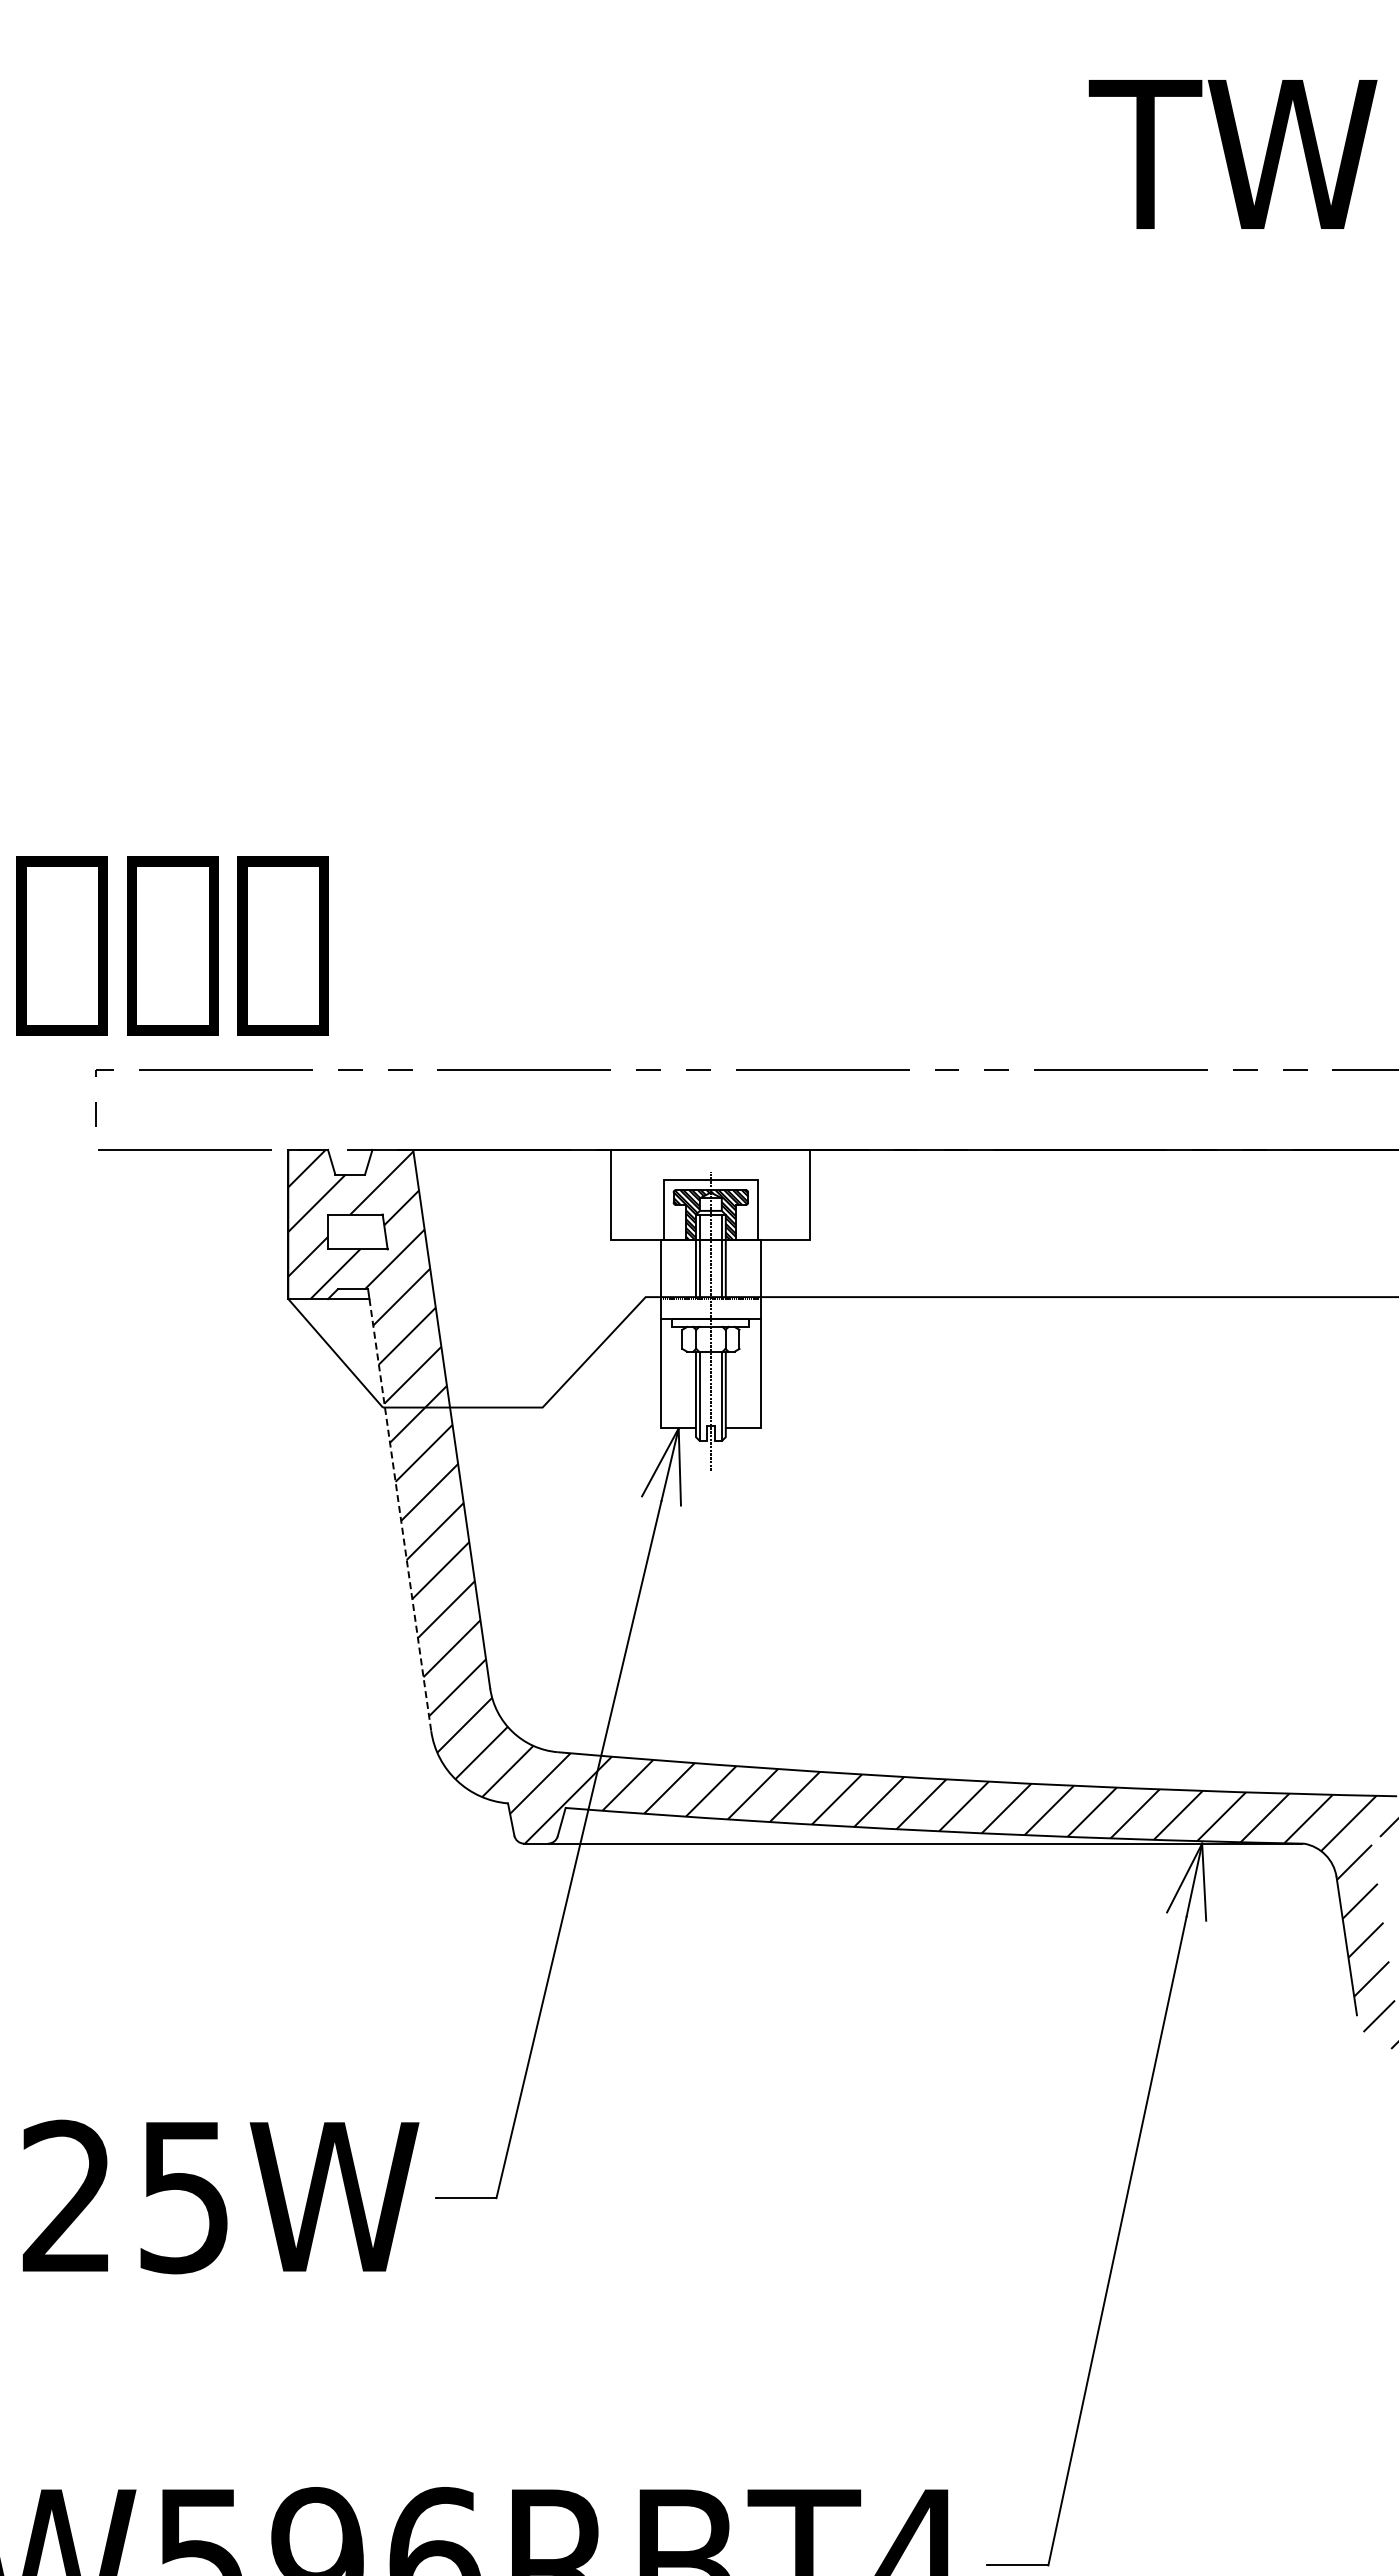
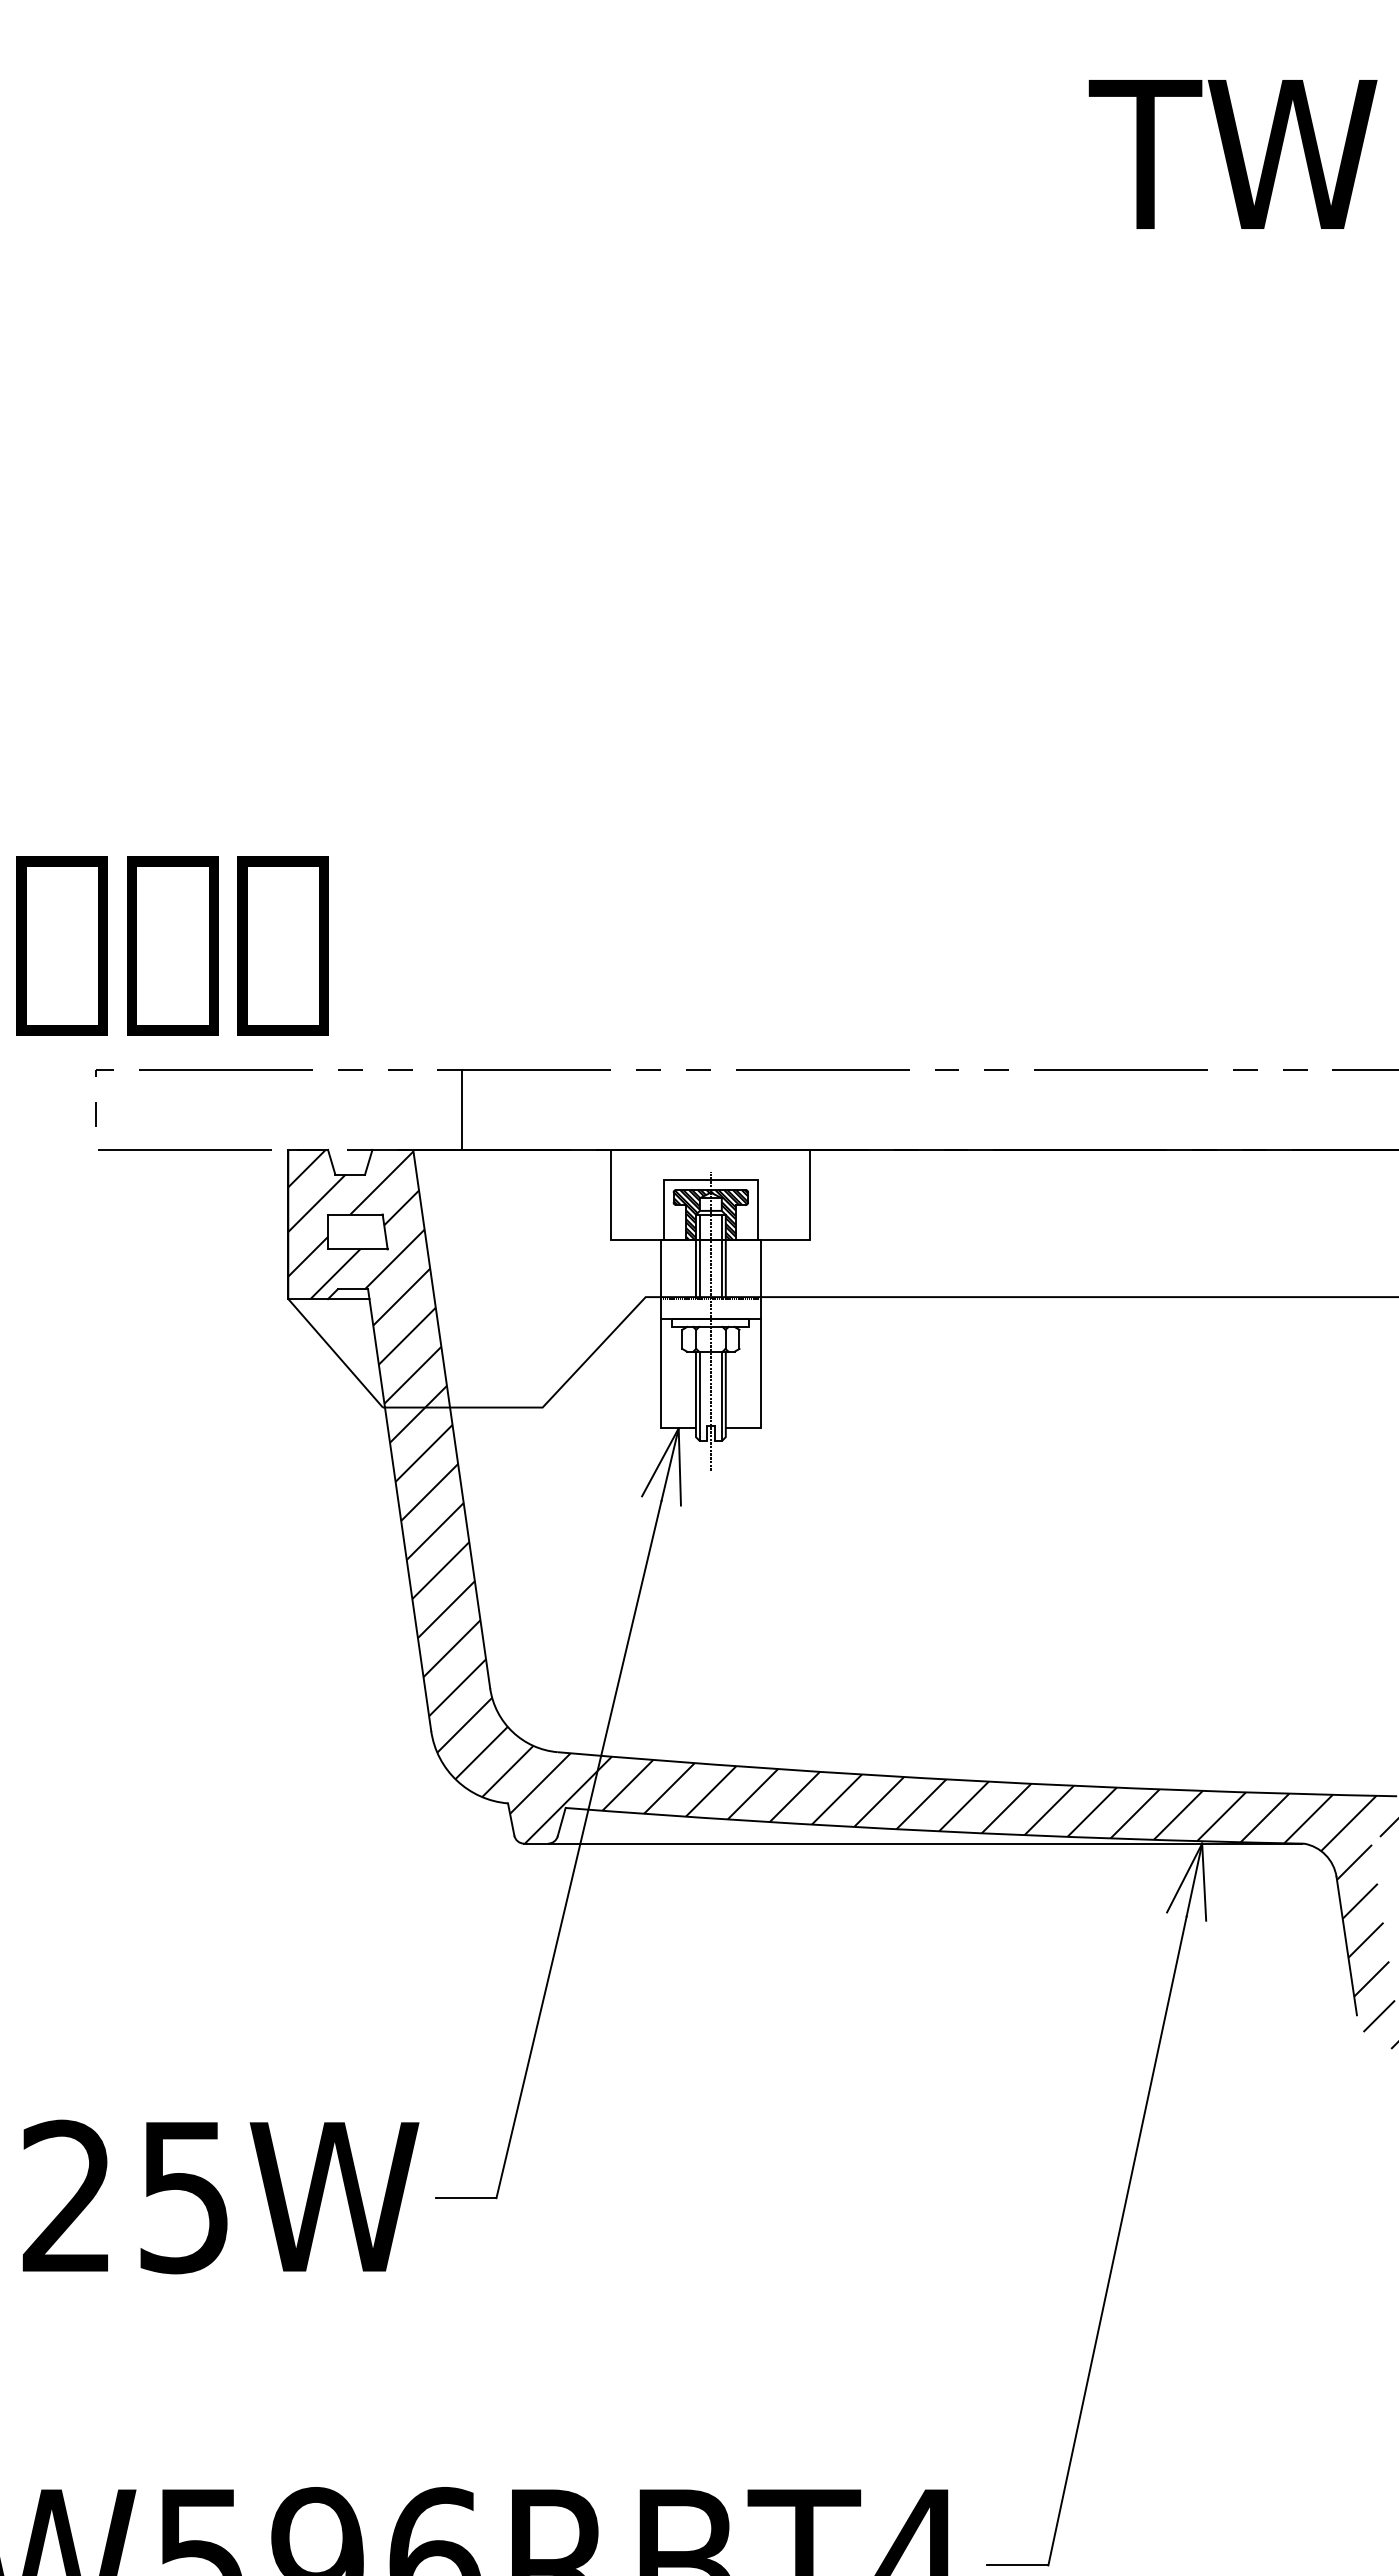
line: none -> present (462, 1109)
line: dashed -> solid (400, 1515)
